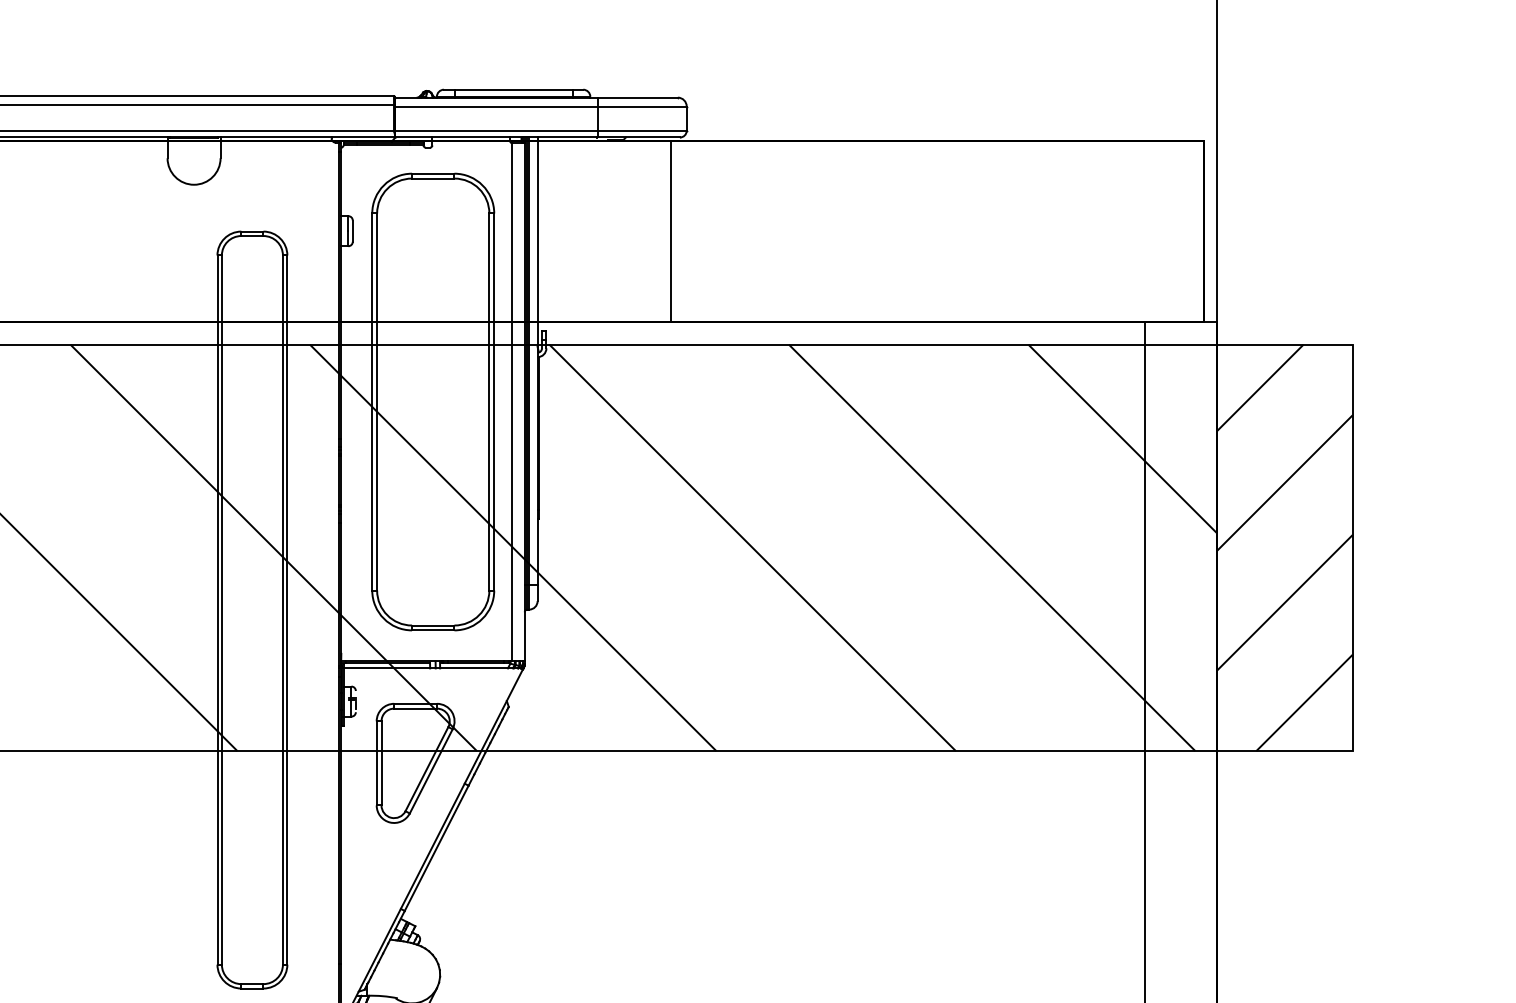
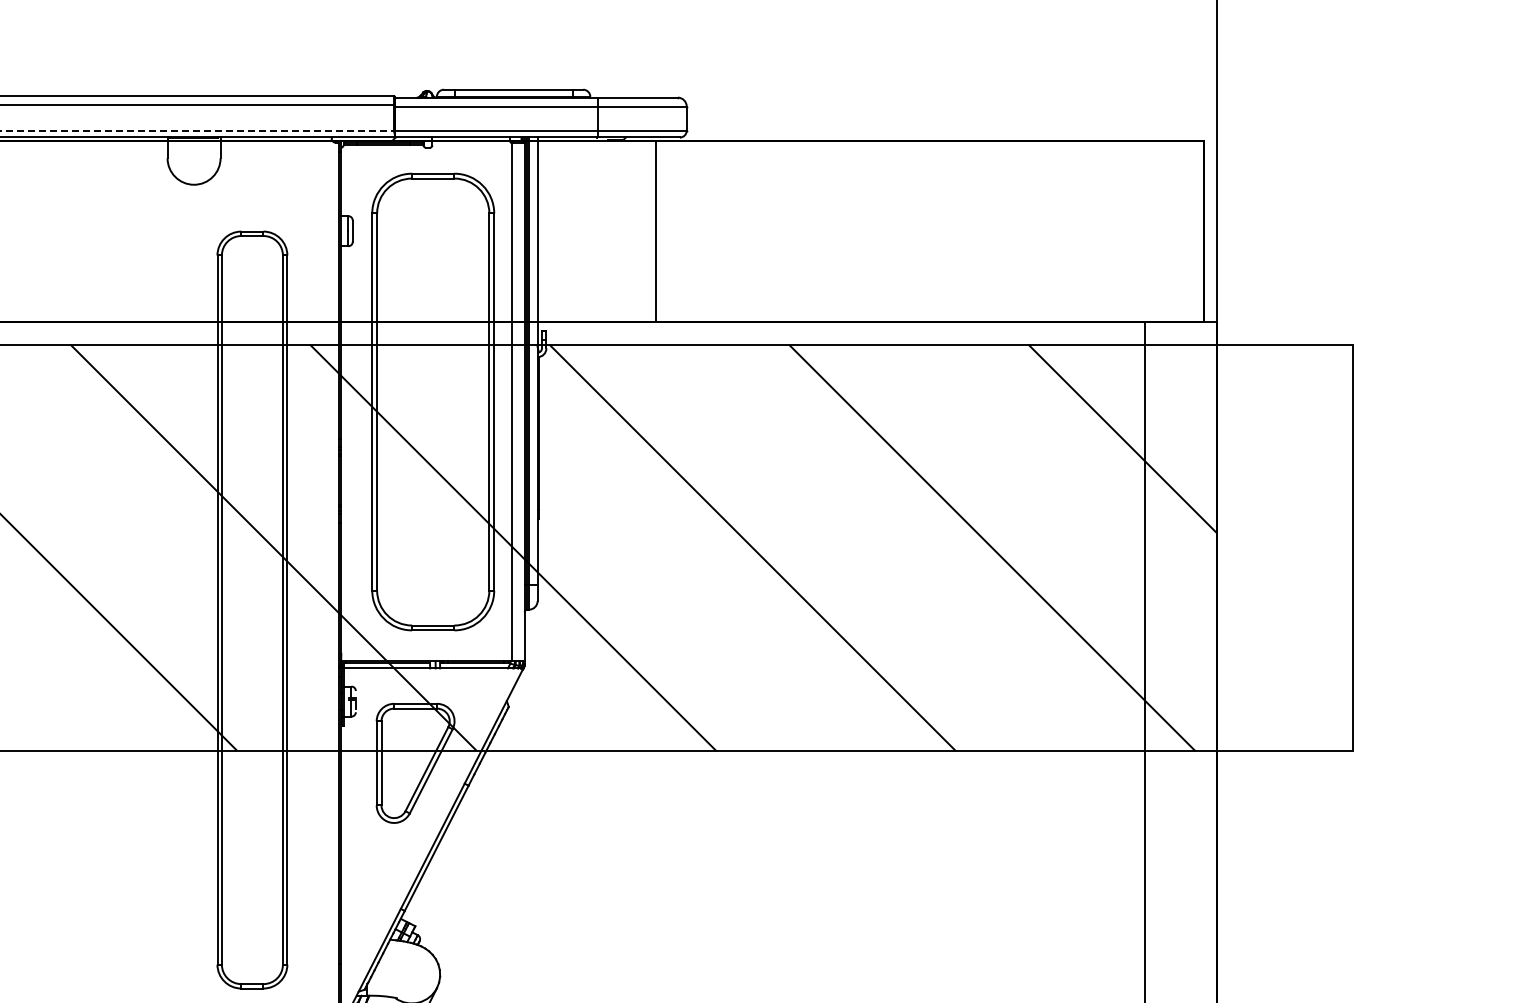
line: solid -> dashed (197, 130)
line position: (670, 231) -> (655, 231) (655, 231)
hatch: present -> none (1284, 547)
